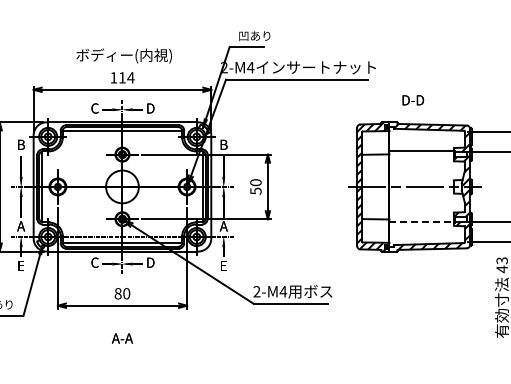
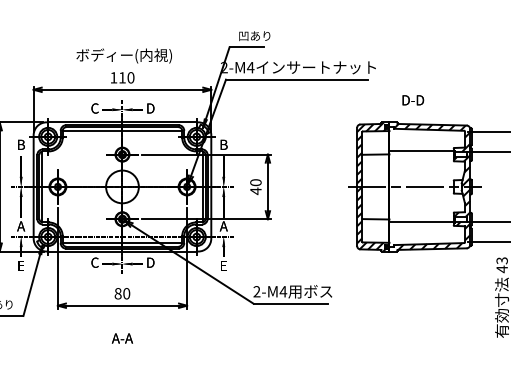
text: 114 -> 110 (130, 77)
text: 50 -> 40 (255, 191)
line: dashed -> solid (422, 222)
